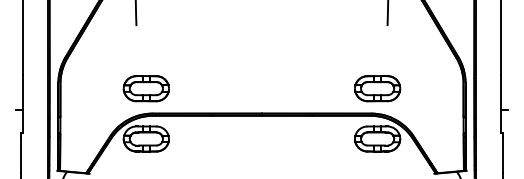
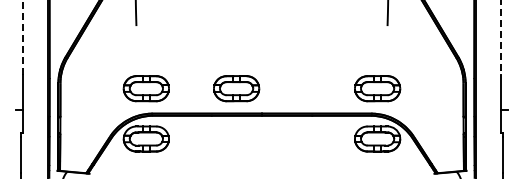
line: solid -> dashed (23, 36)
line: solid -> dashed (500, 38)
part: none -> present (236, 88)
